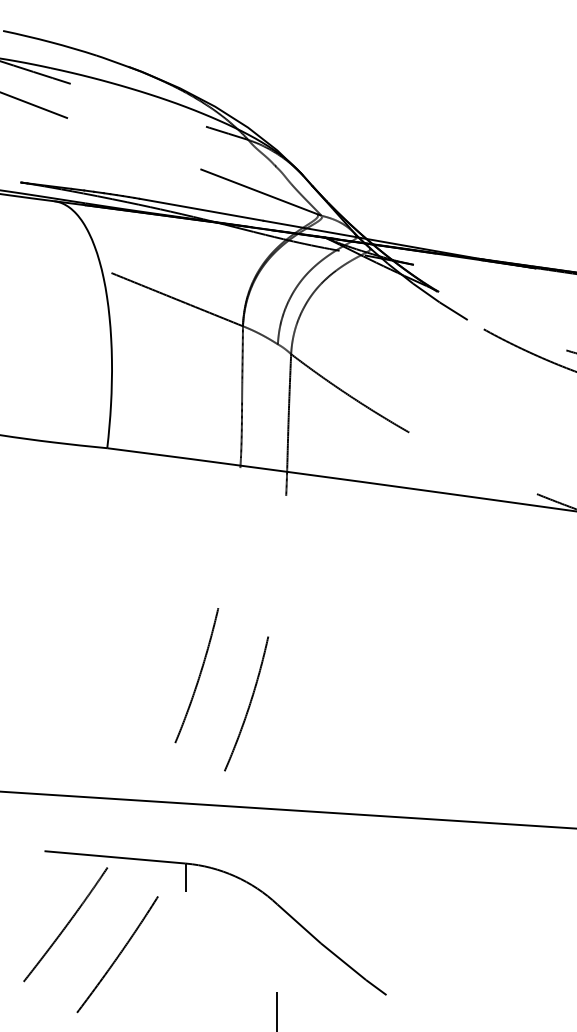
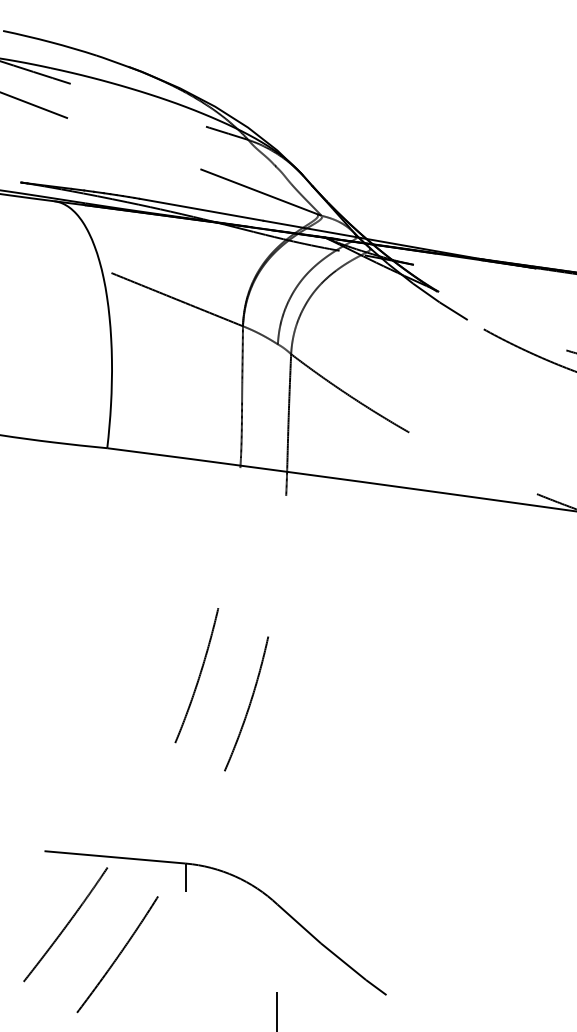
line: present -> none (287, 809)
